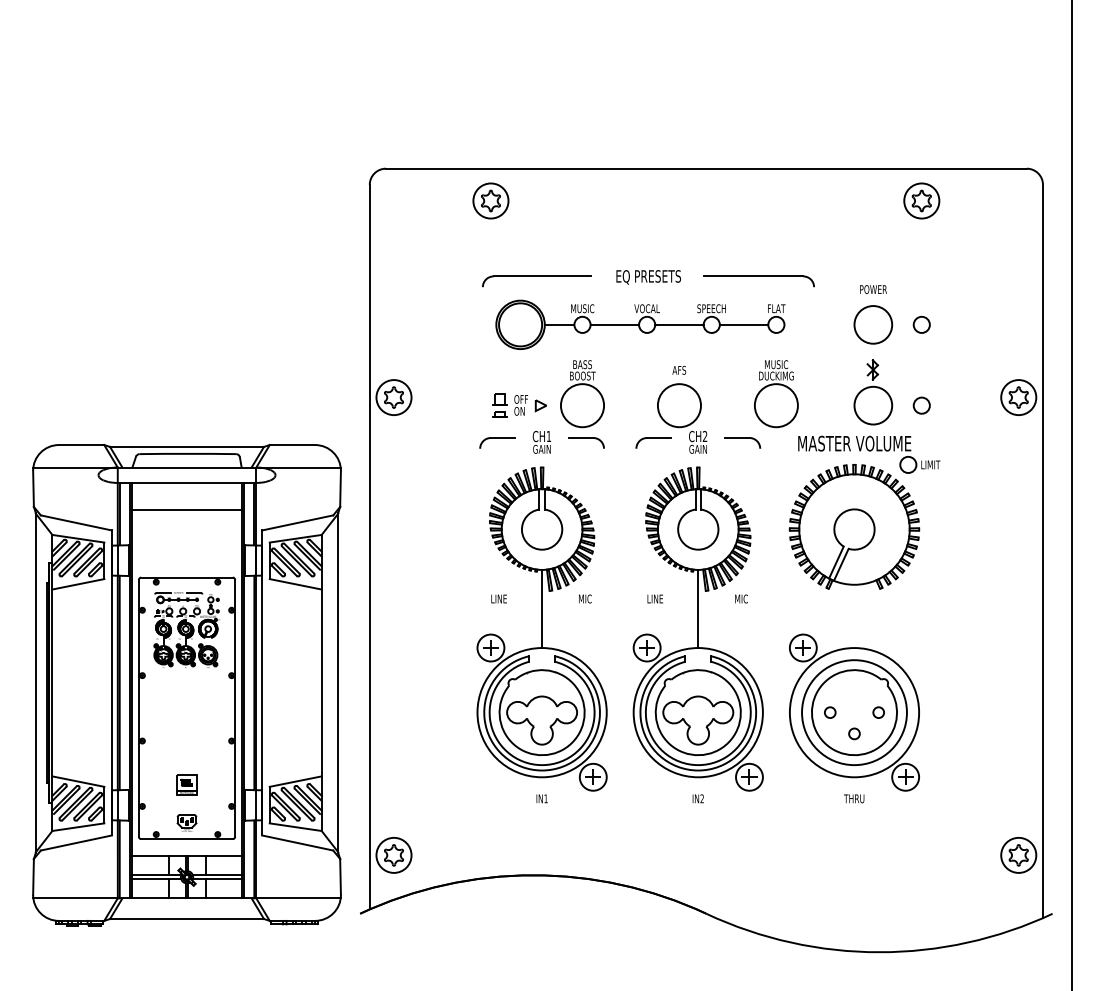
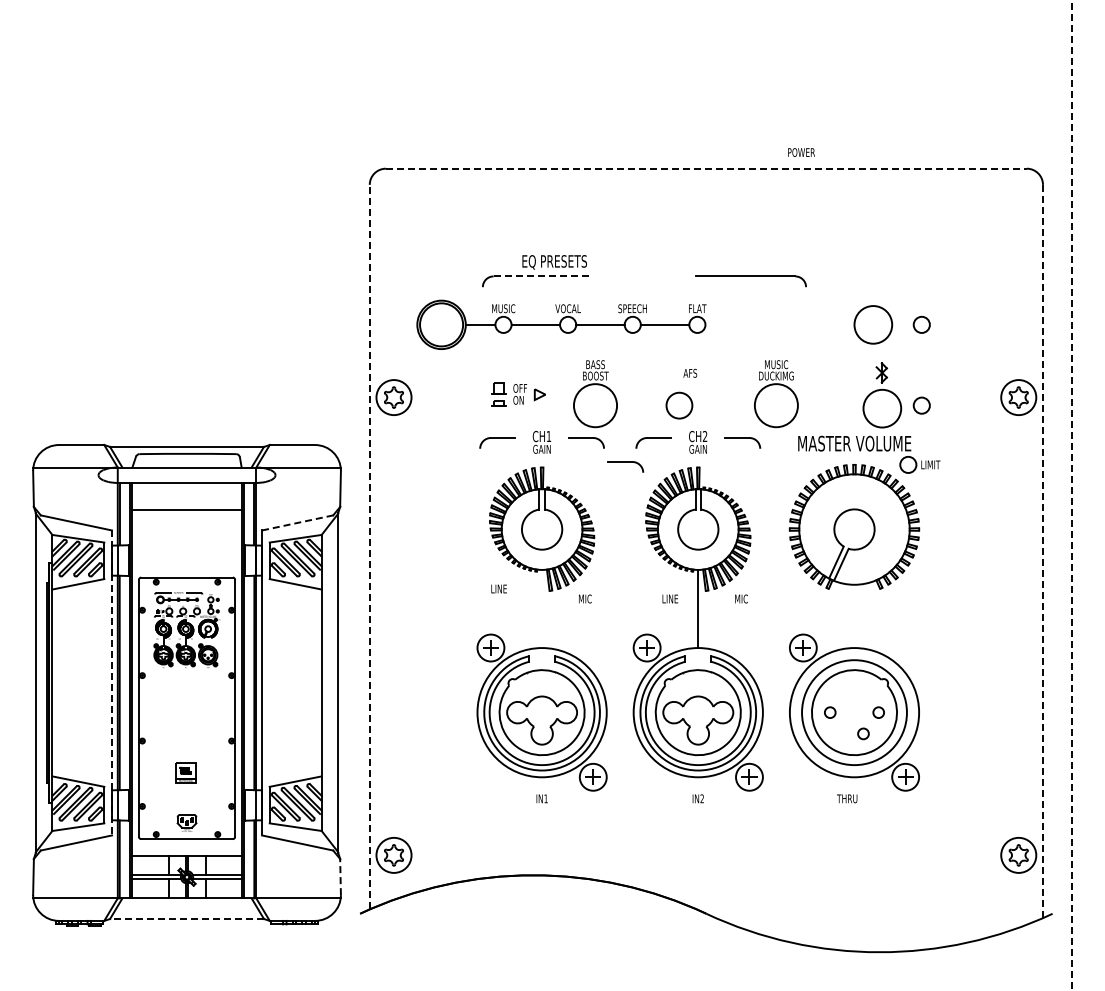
line: solid -> dashed (706, 168)
part: present -> none (490, 200)
part: present -> none (921, 200)
line: solid -> dashed (542, 276)
text position: (648, 277) -> (554, 262) (554, 262)
part position: (758, 281) -> (750, 281) (750, 281)
text position: (873, 289) -> (801, 152) (801, 152)
part position: (640, 324) -> (561, 324) (561, 324)
text position: (679, 369) -> (690, 372) (690, 372)
part position: (873, 392) -> (882, 395) (882, 395)
part position: (582, 394) -> (595, 394) (595, 394)
part position: (519, 405) -> (518, 394) (518, 394)
circle diameter: 43 px -> 26 px (679, 405)
part: none -> present (625, 466)
line: solid -> dashed (1071, 495)
line: solid -> dashed (298, 522)
line: solid -> dashed (369, 546)
line: solid -> dashed (1042, 551)
text position: (498, 598) -> (498, 588) (498, 588)
text position: (654, 598) -> (669, 598) (669, 598)
line: present -> none (542, 608)
line: solid -> dashed (112, 683)
circle position: (854, 733) -> (863, 733) (863, 733)
part position: (186, 784) -> (185, 772) (185, 772)
text position: (854, 798) -> (847, 798) (847, 798)
line: solid -> dashed (340, 876)
line: solid -> dashed (187, 918)
